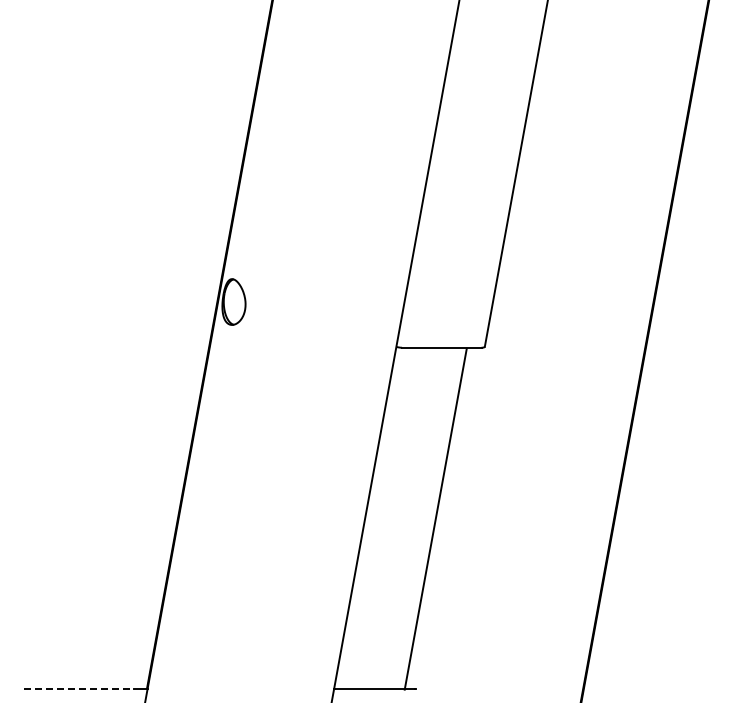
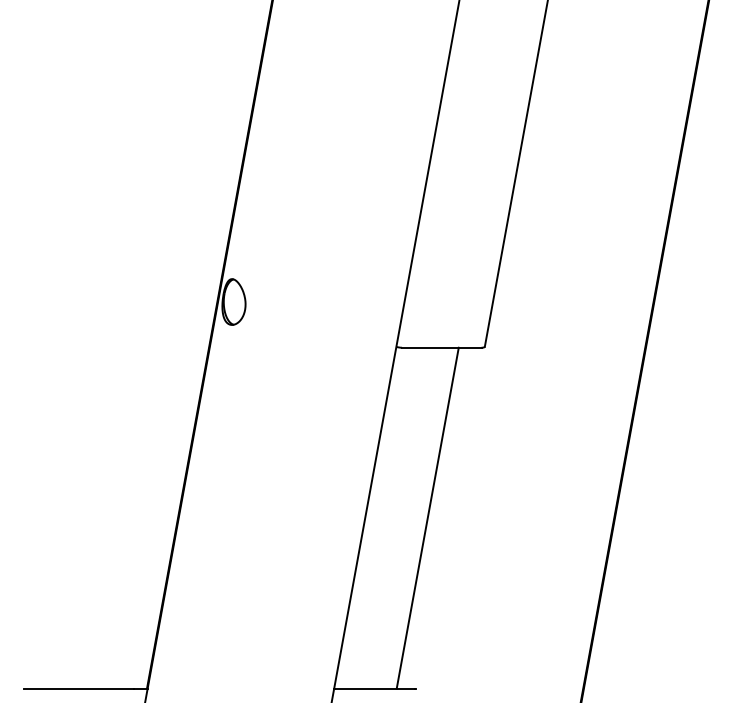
line position: (435, 518) -> (427, 517) (427, 517)
line: dashed -> solid (79, 688)
